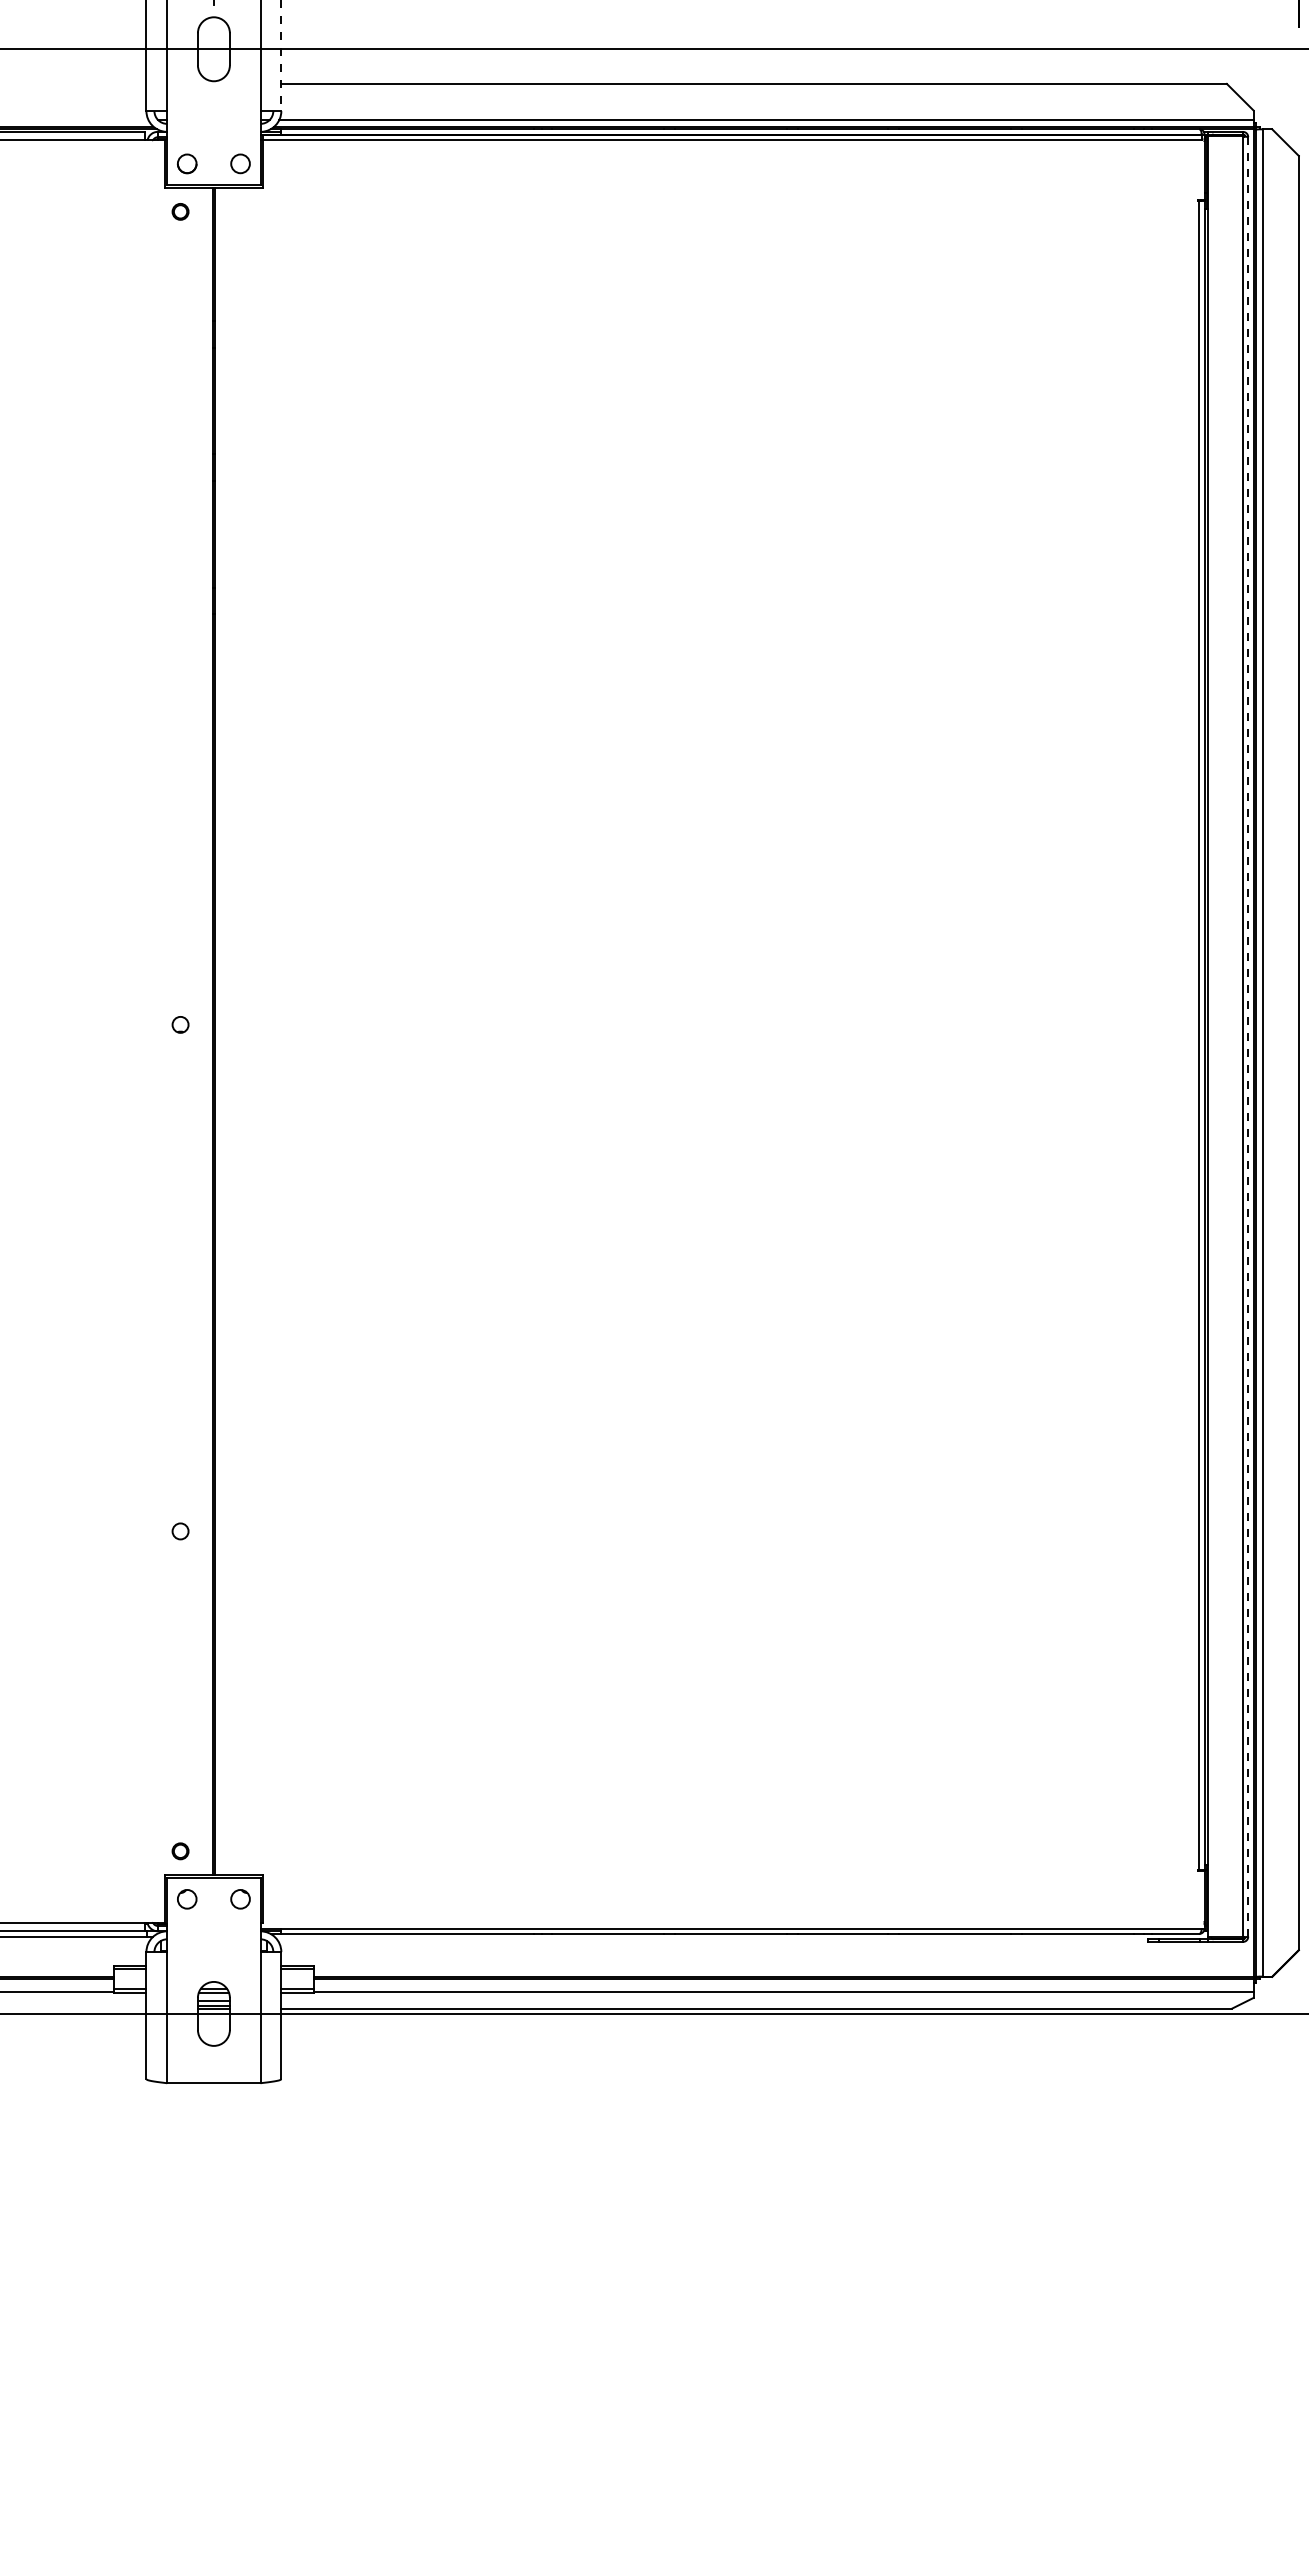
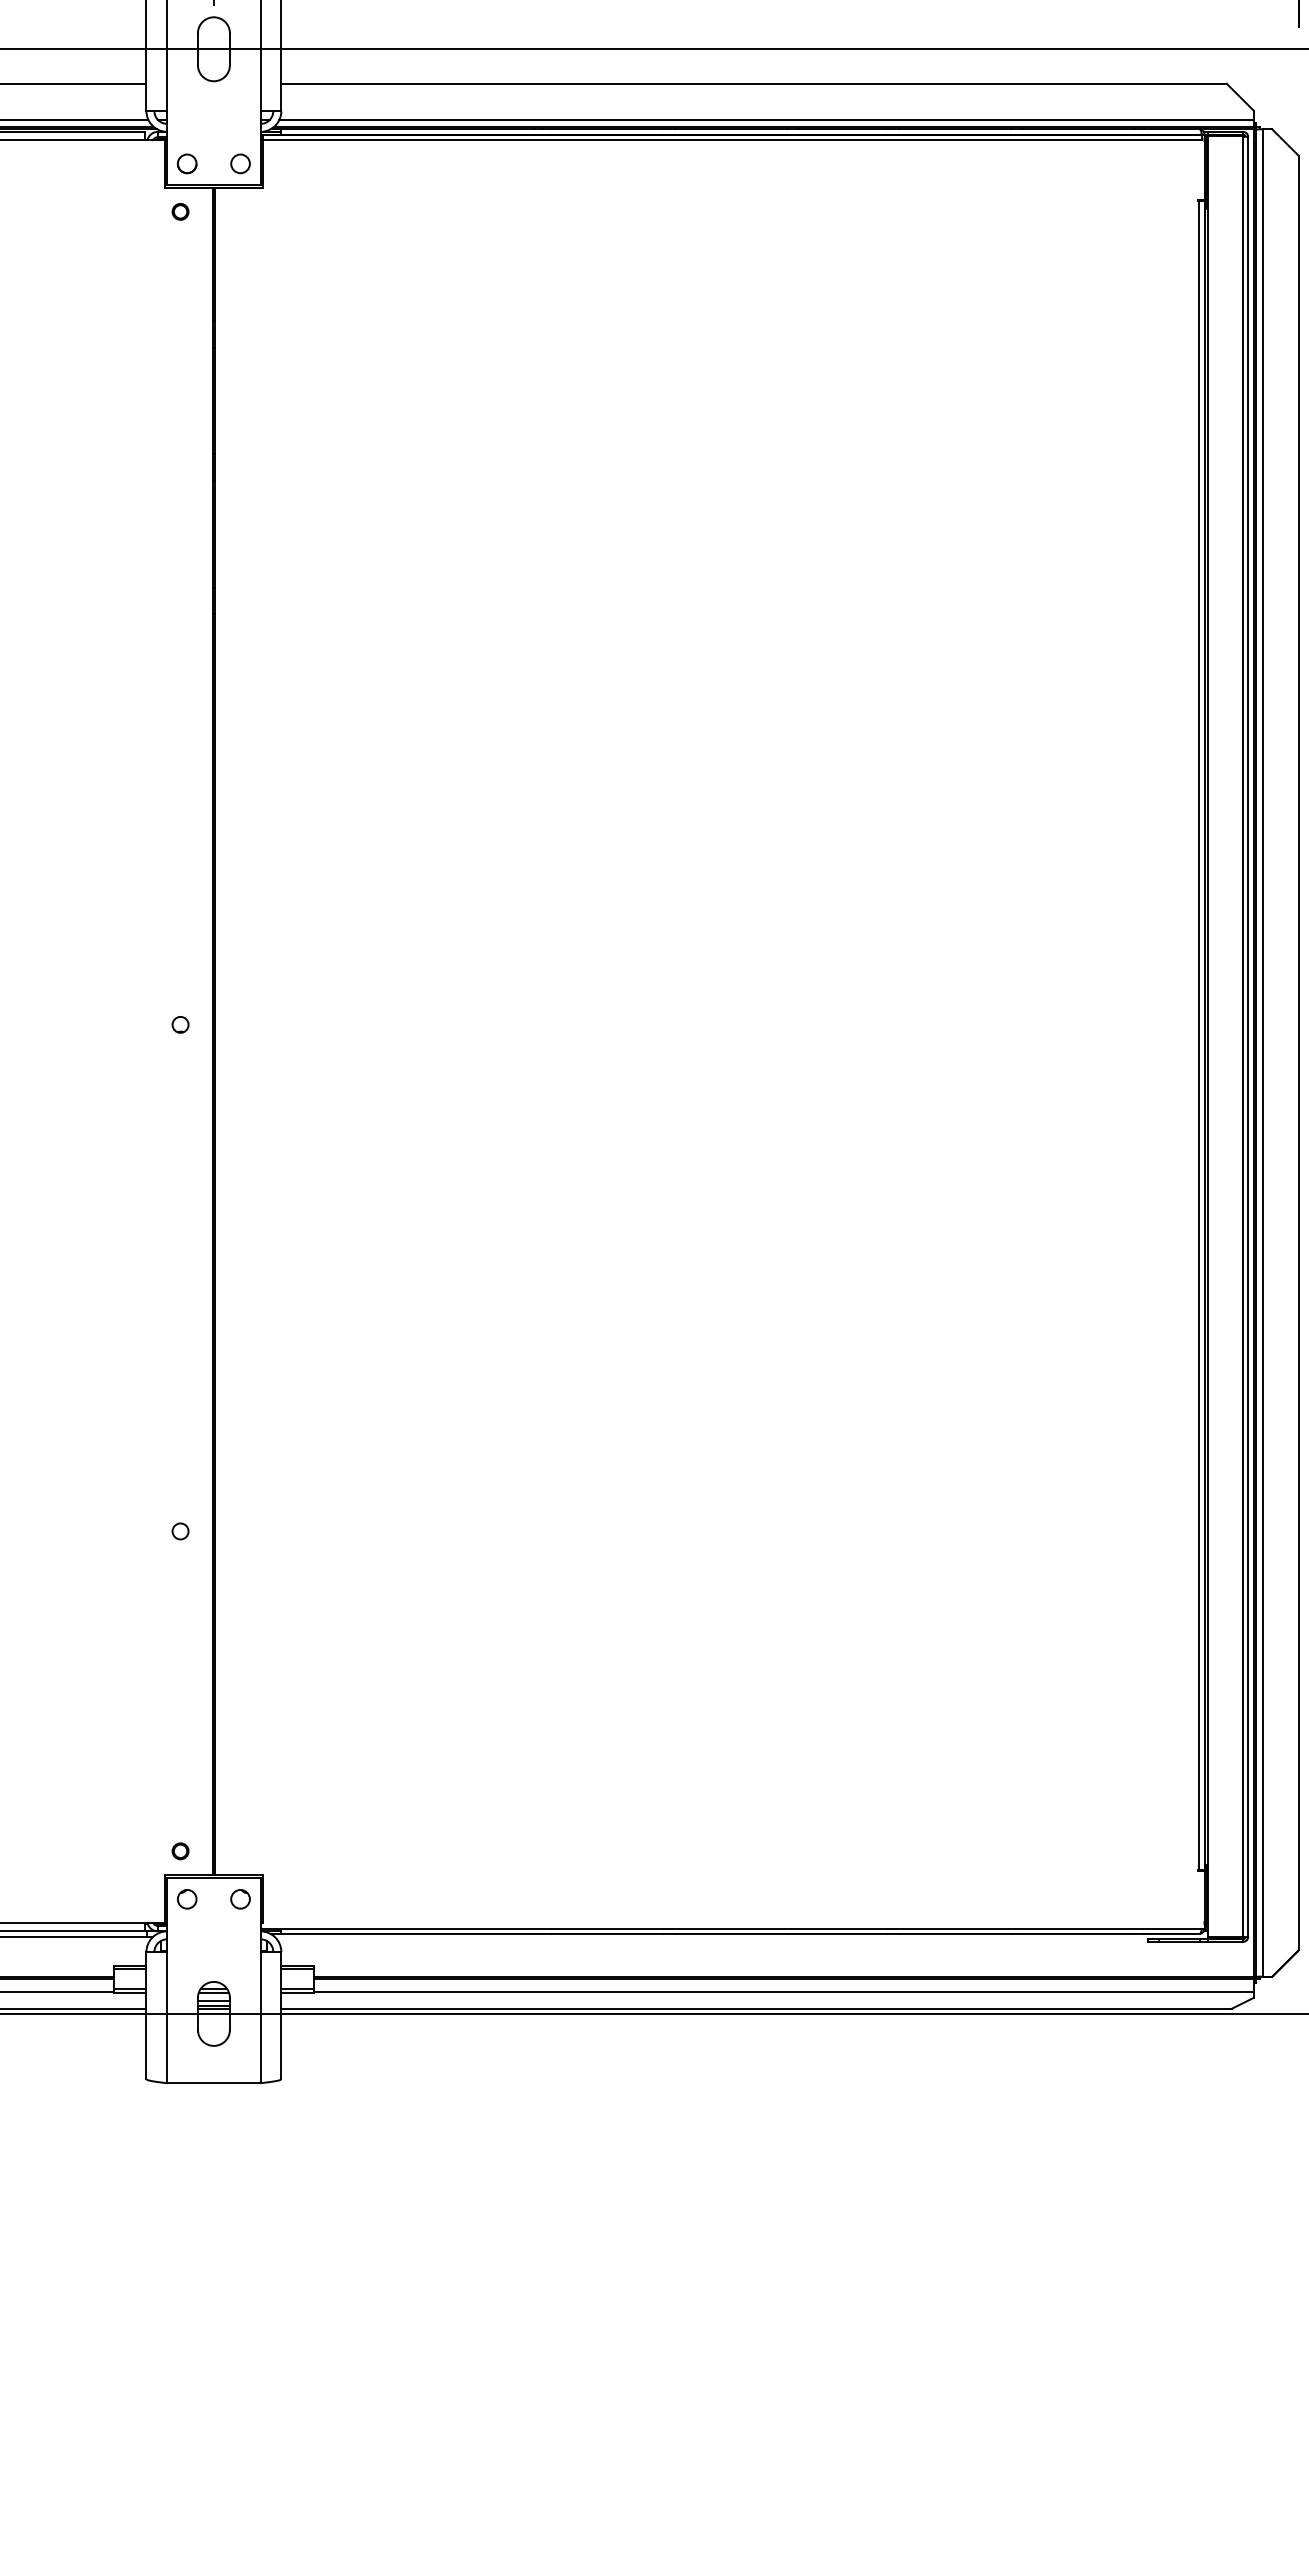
line: dashed -> solid (281, 56)
line: none -> present (74, 83)
line: none -> present (75, 119)
line: dashed -> solid (1248, 1036)
line: none -> present (74, 2008)
